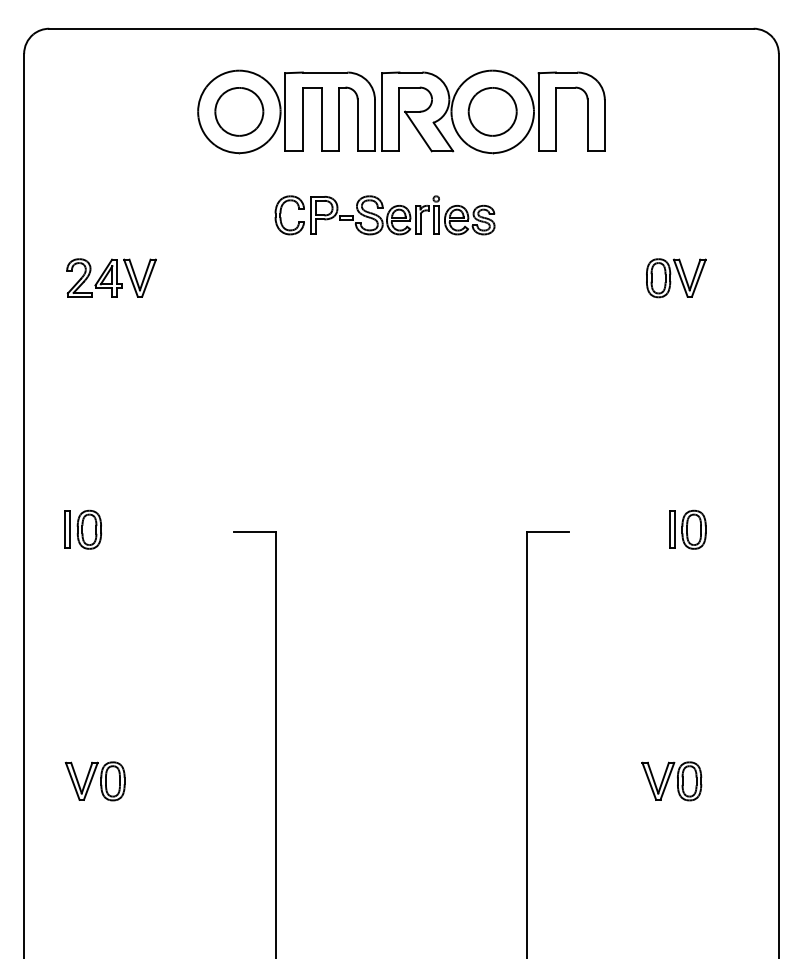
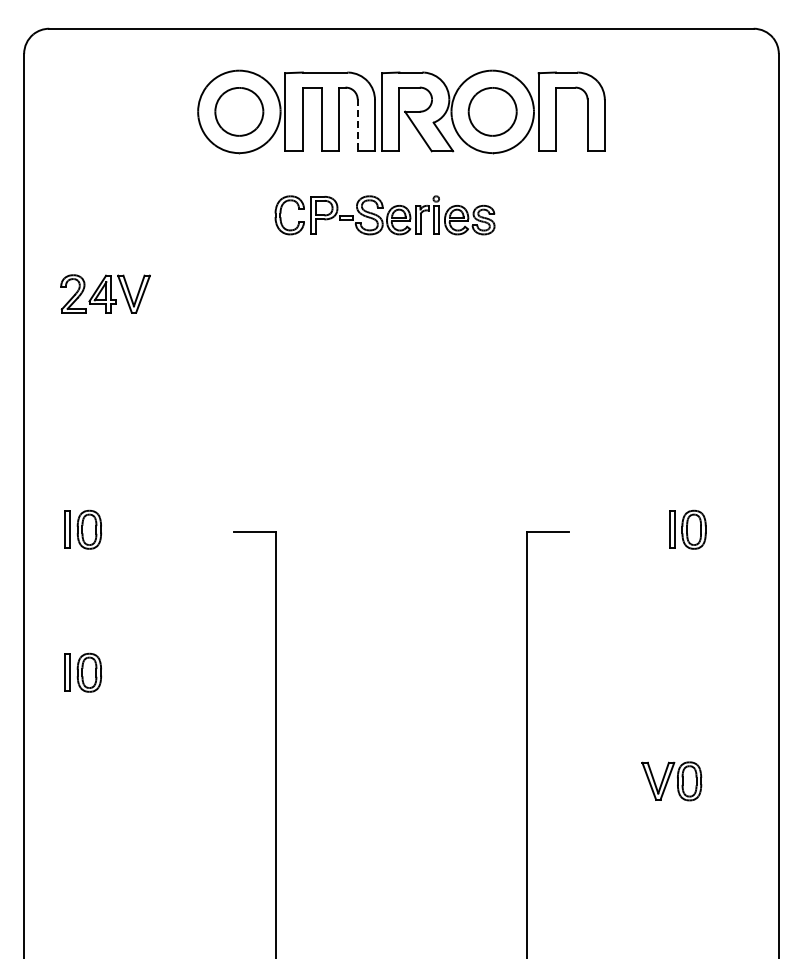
line: solid -> dashed (357, 125)
part position: (111, 277) -> (105, 293) (105, 293)
part: present -> none (676, 278)
part: none -> present (82, 672)
part: present -> none (94, 781)
